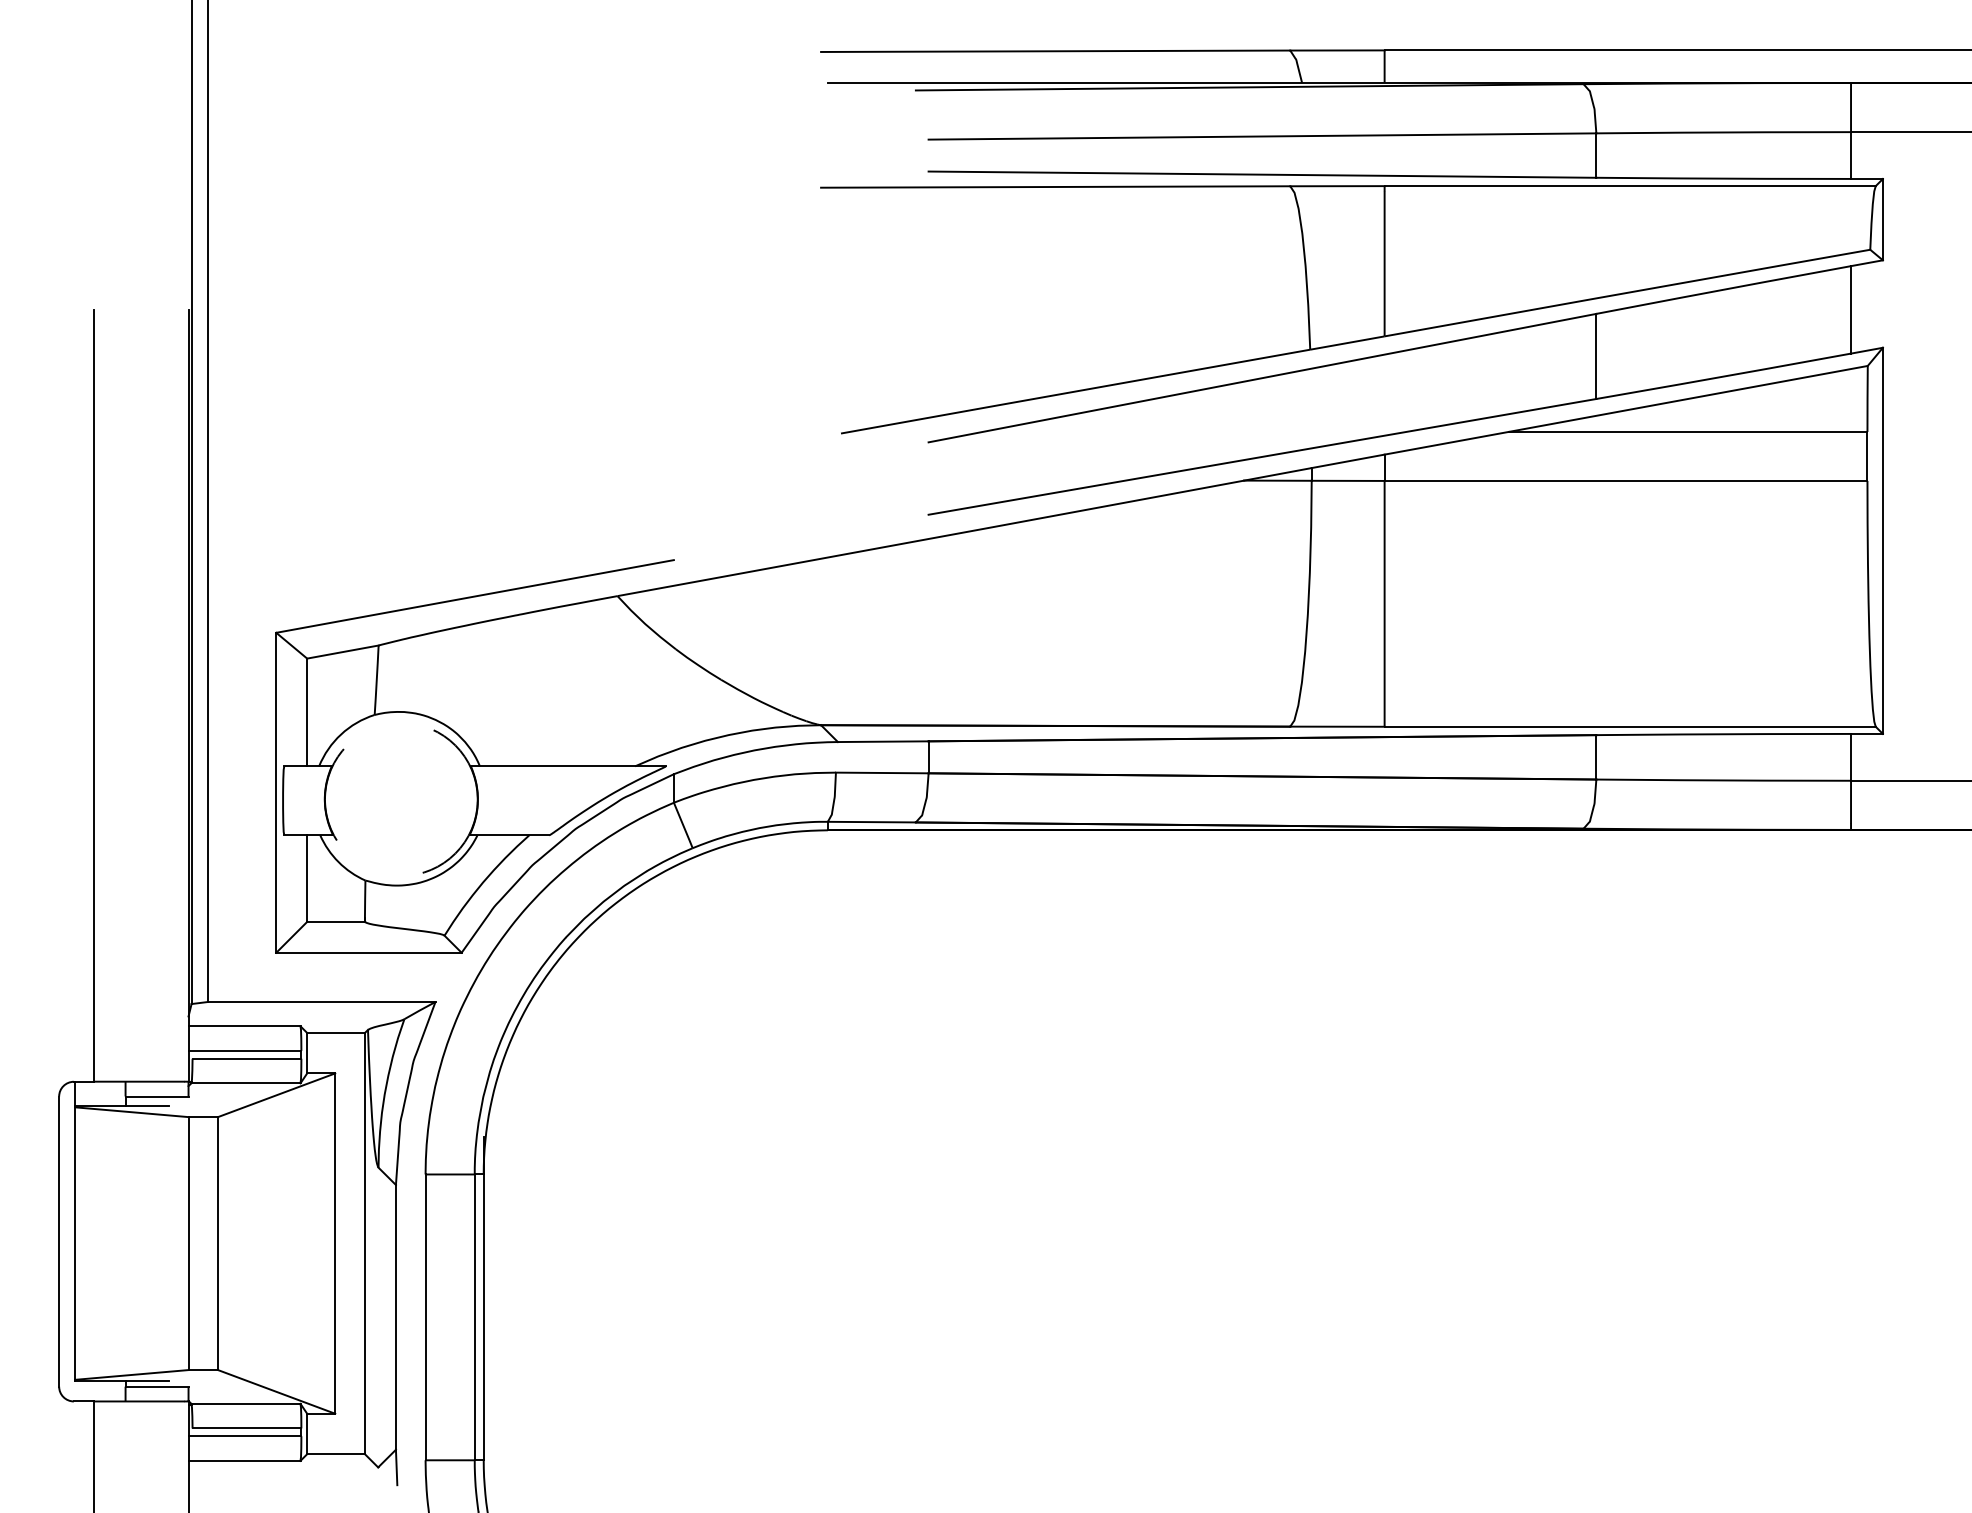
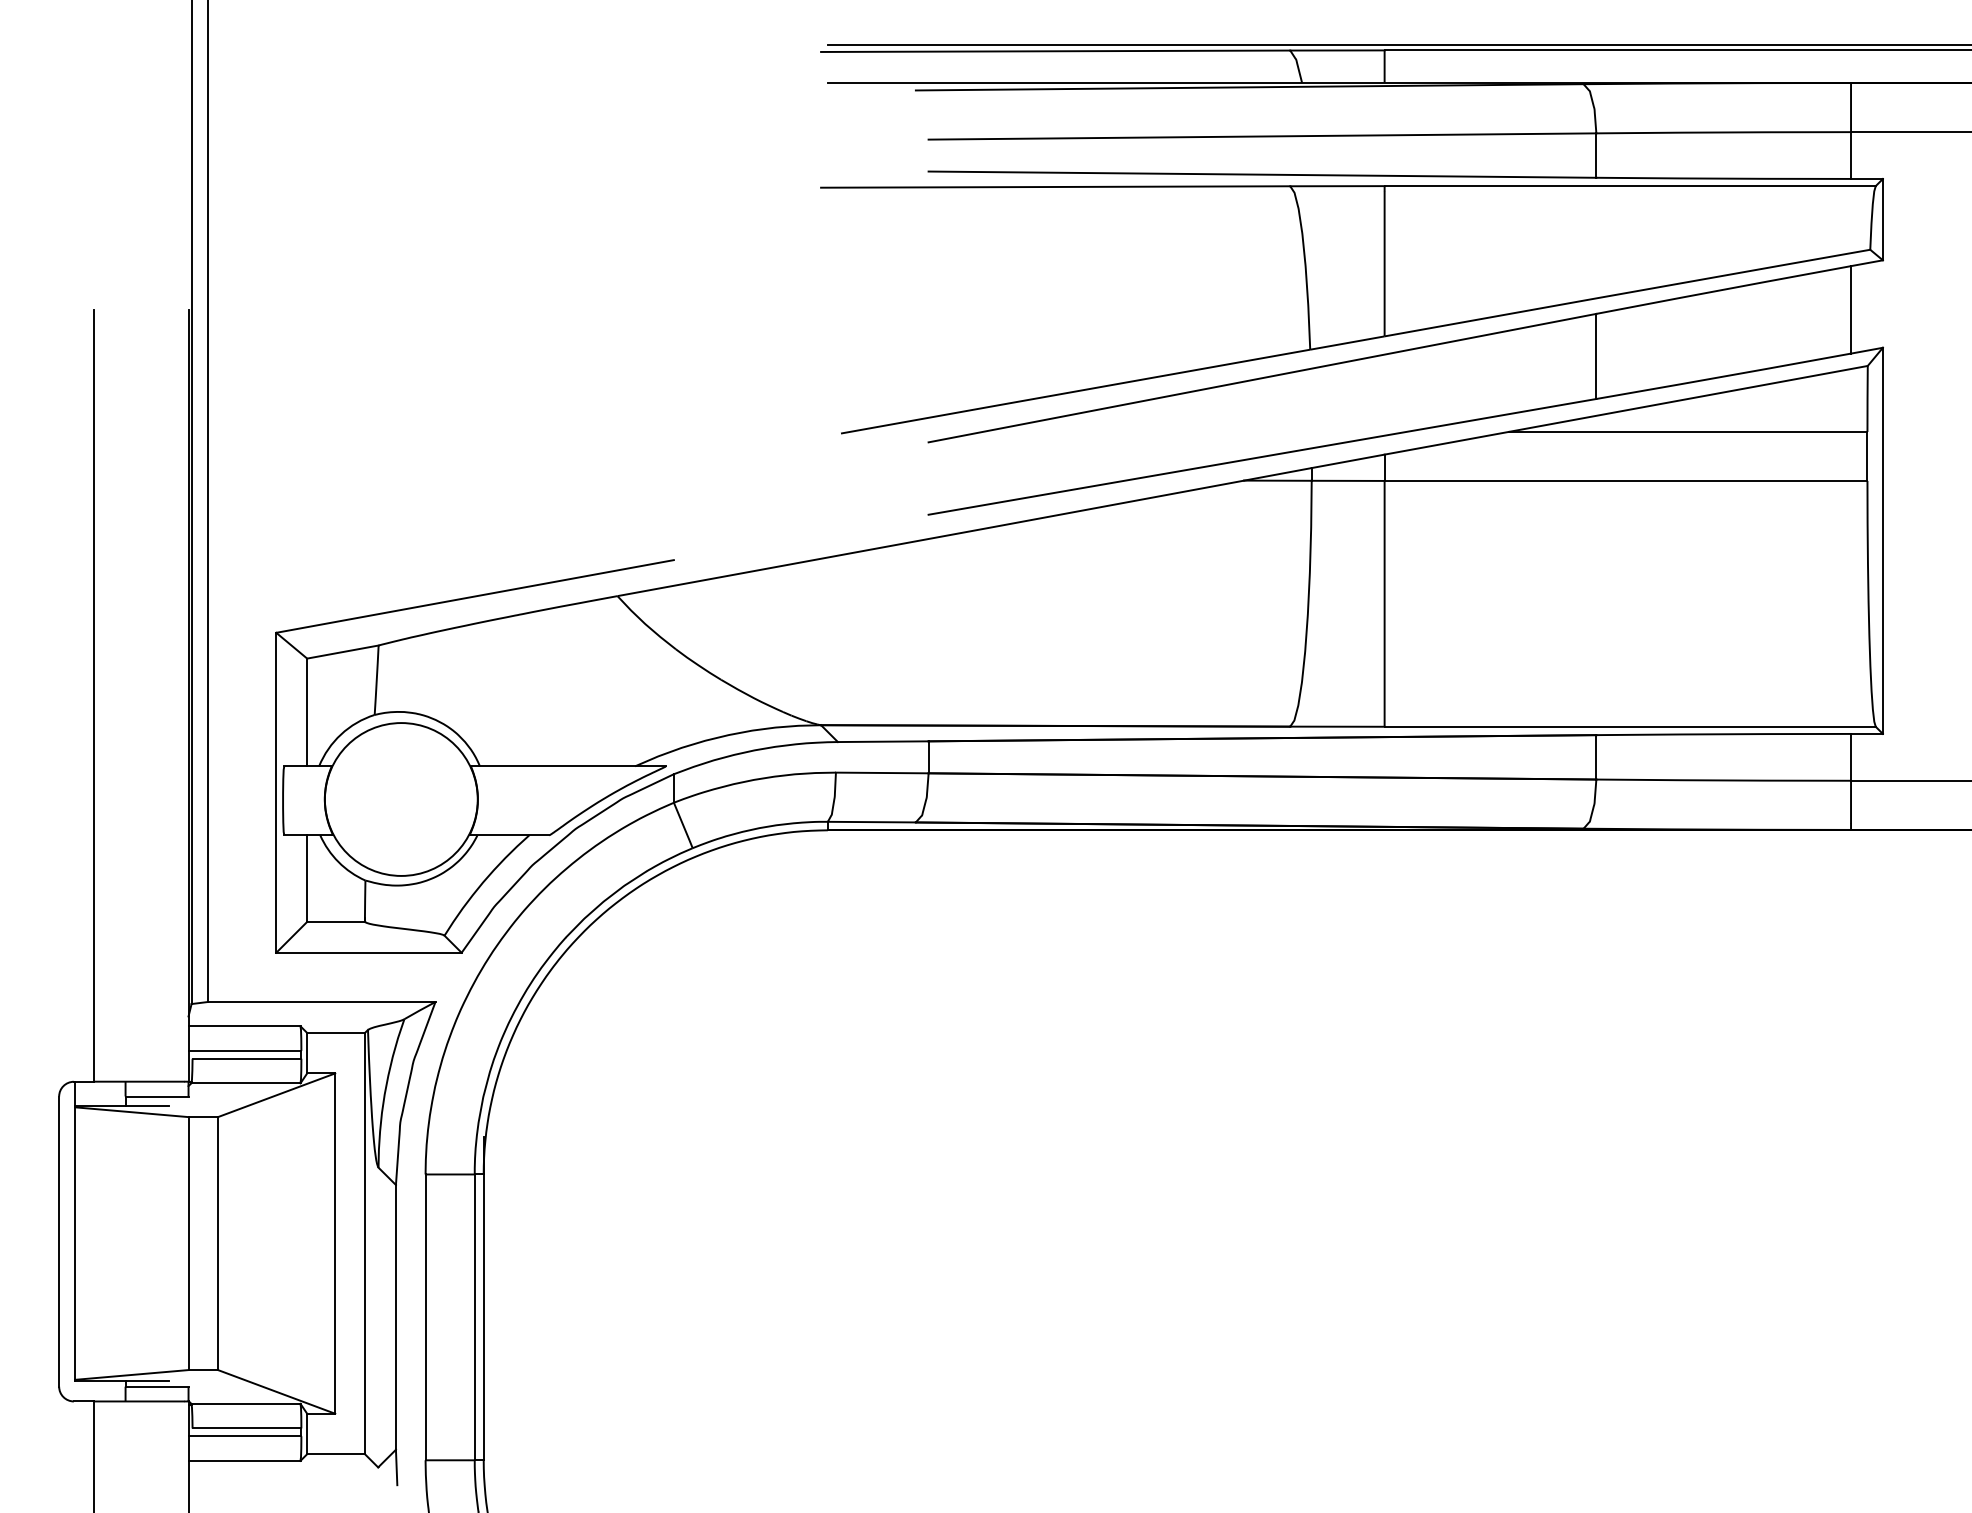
line: none -> present (1397, 45)
circle: dashed -> solid (400, 799)
